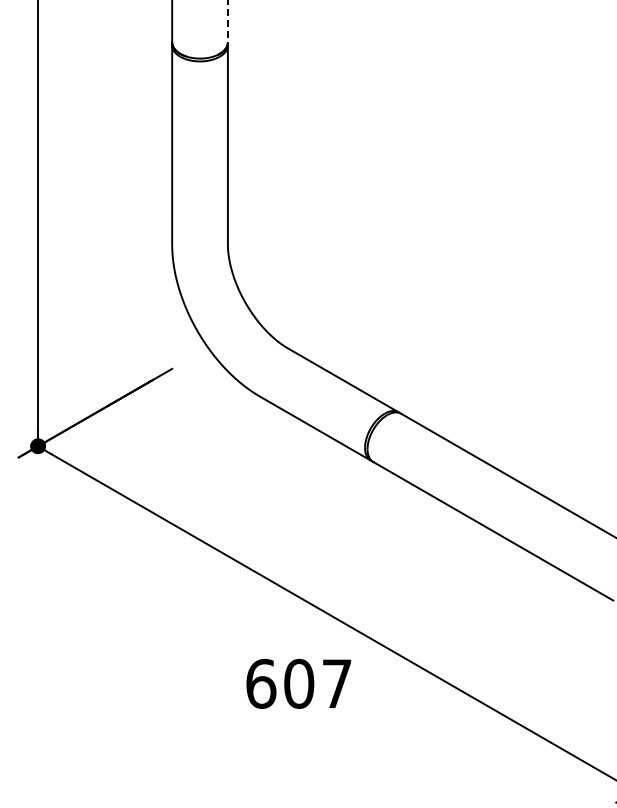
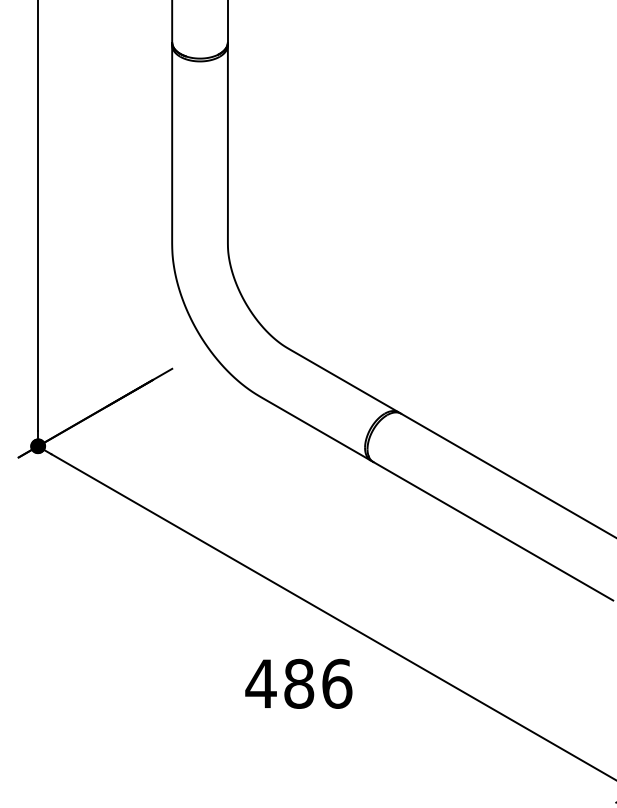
line: dashed -> solid (227, 21)
text: 607 -> 486 (298, 683)
